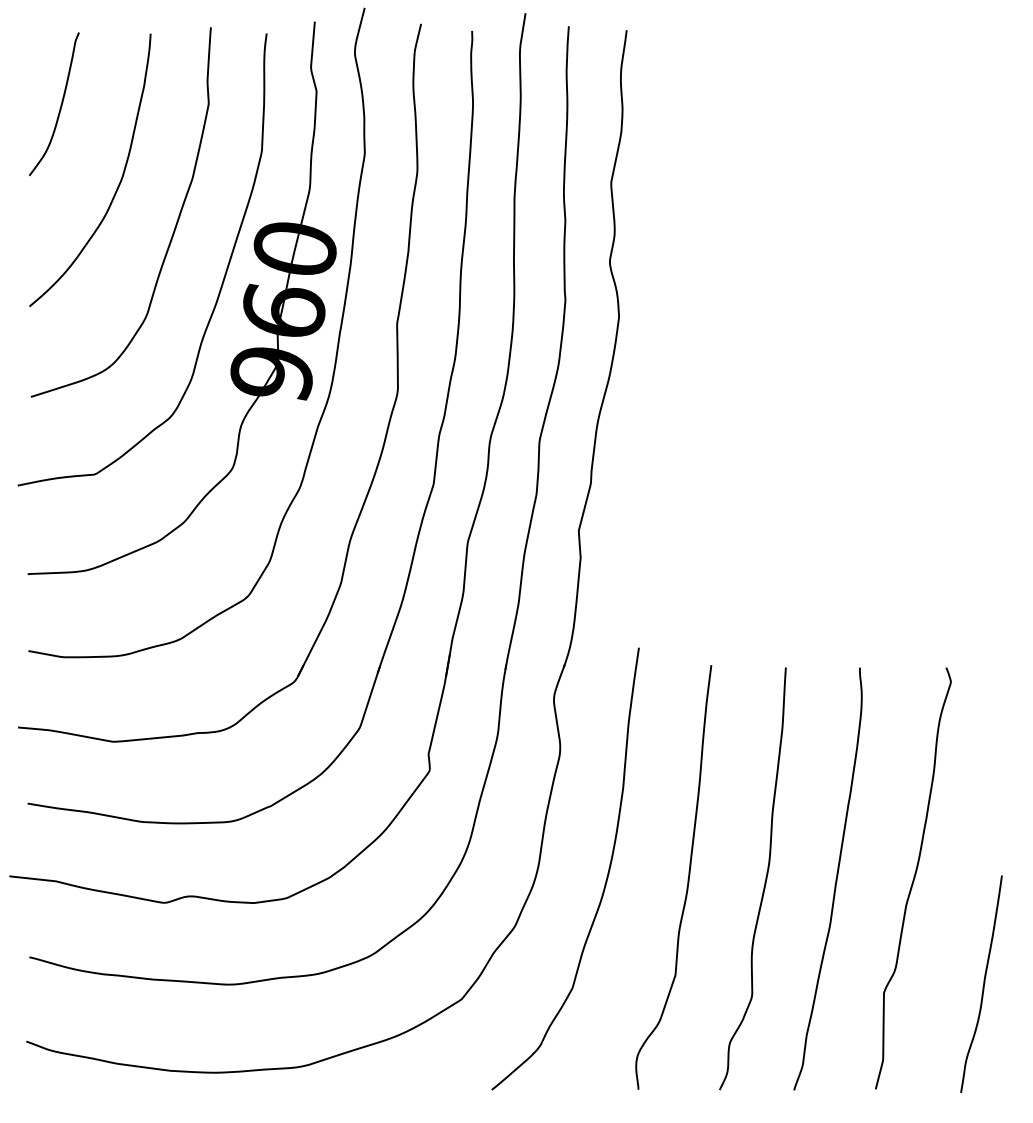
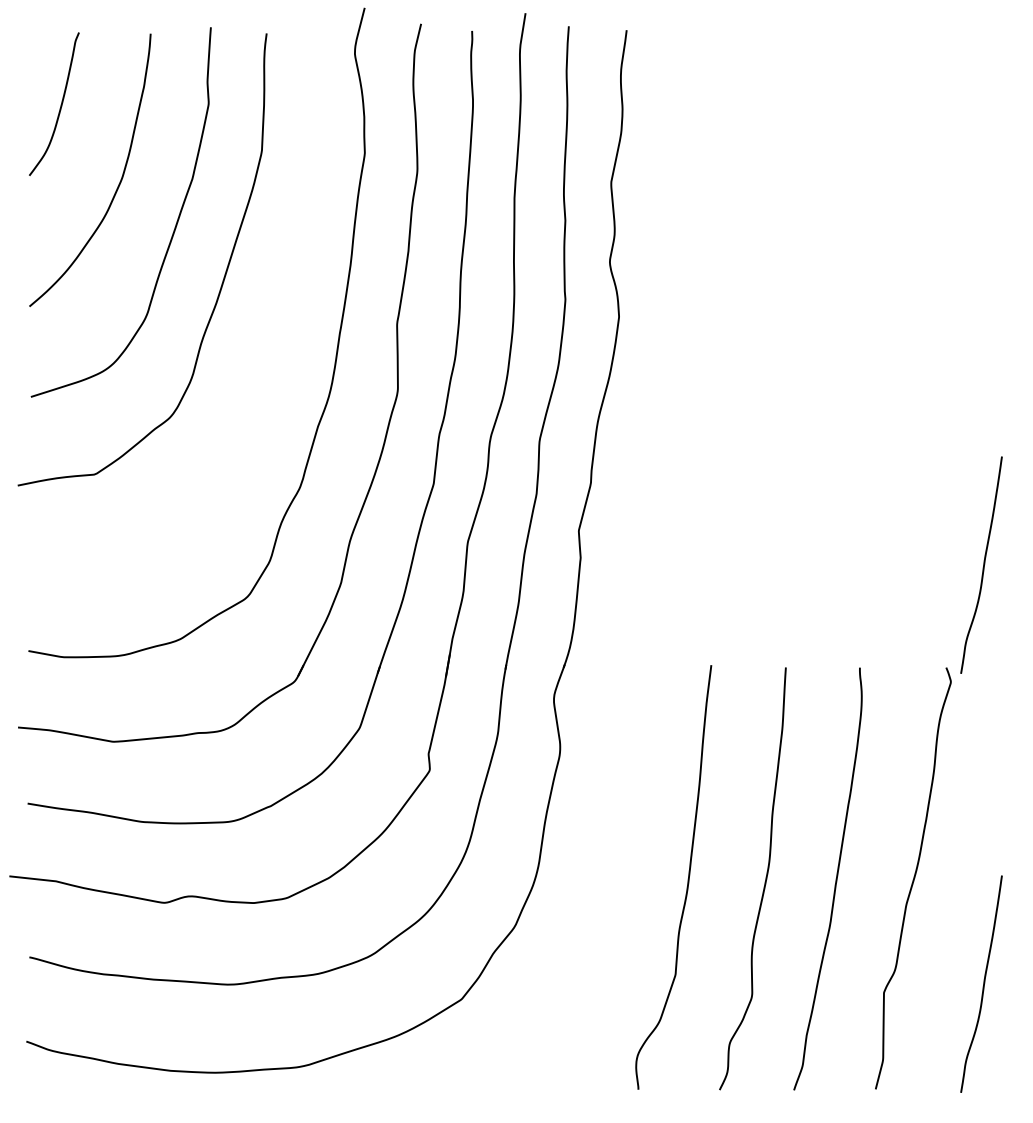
part: present -> none (243, 297)
curve: none -> present (983, 564)
curve: present -> none (605, 880)
